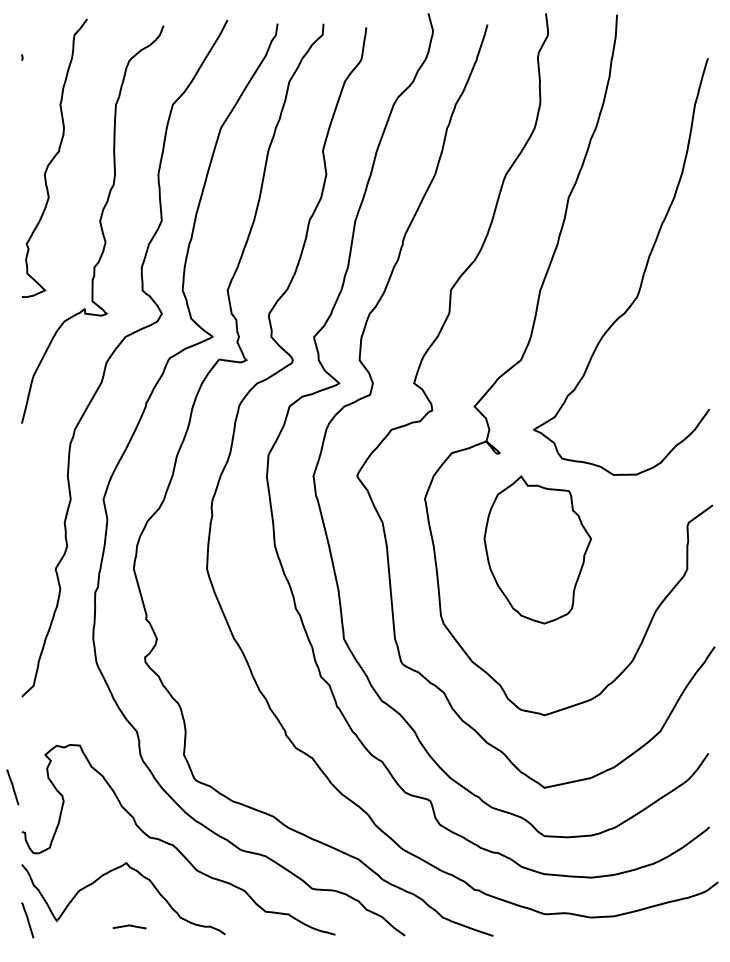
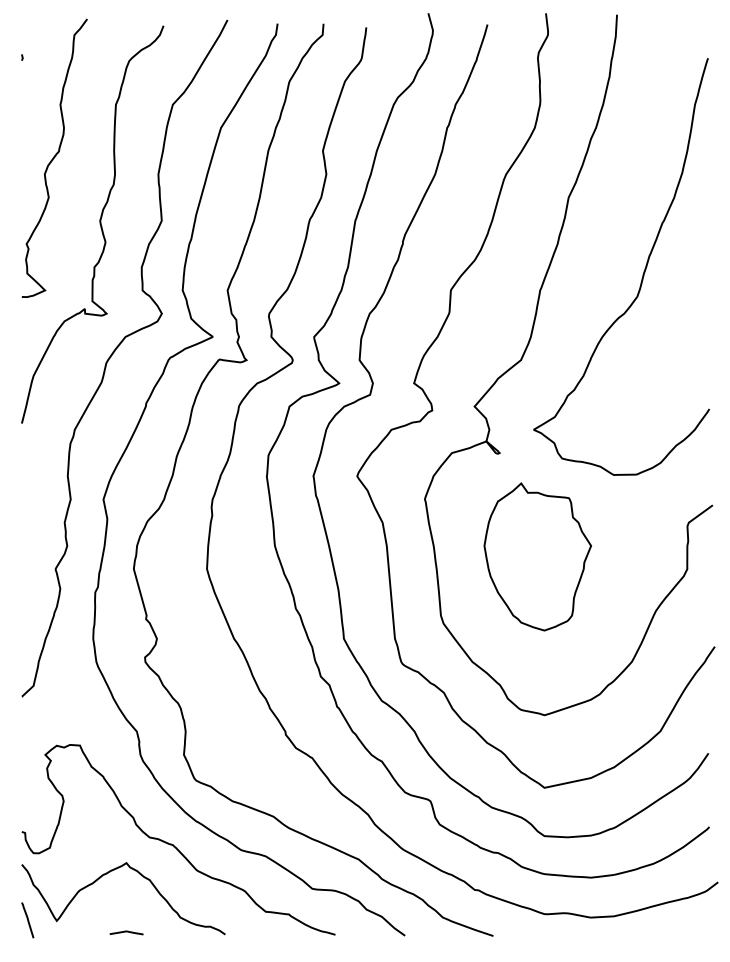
part position: (537, 549) -> (537, 556) (537, 556)
line: present -> none (12, 787)
line position: (129, 926) -> (126, 932) (126, 932)
